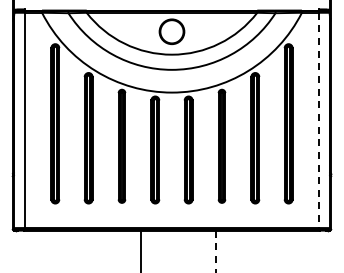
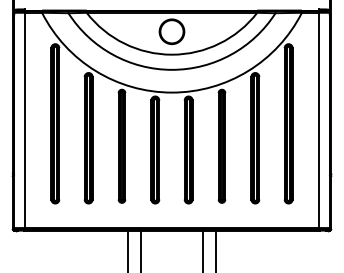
line: dashed -> solid (318, 120)
line: none -> present (127, 249)
line: none -> present (203, 249)
line: dashed -> solid (216, 251)
